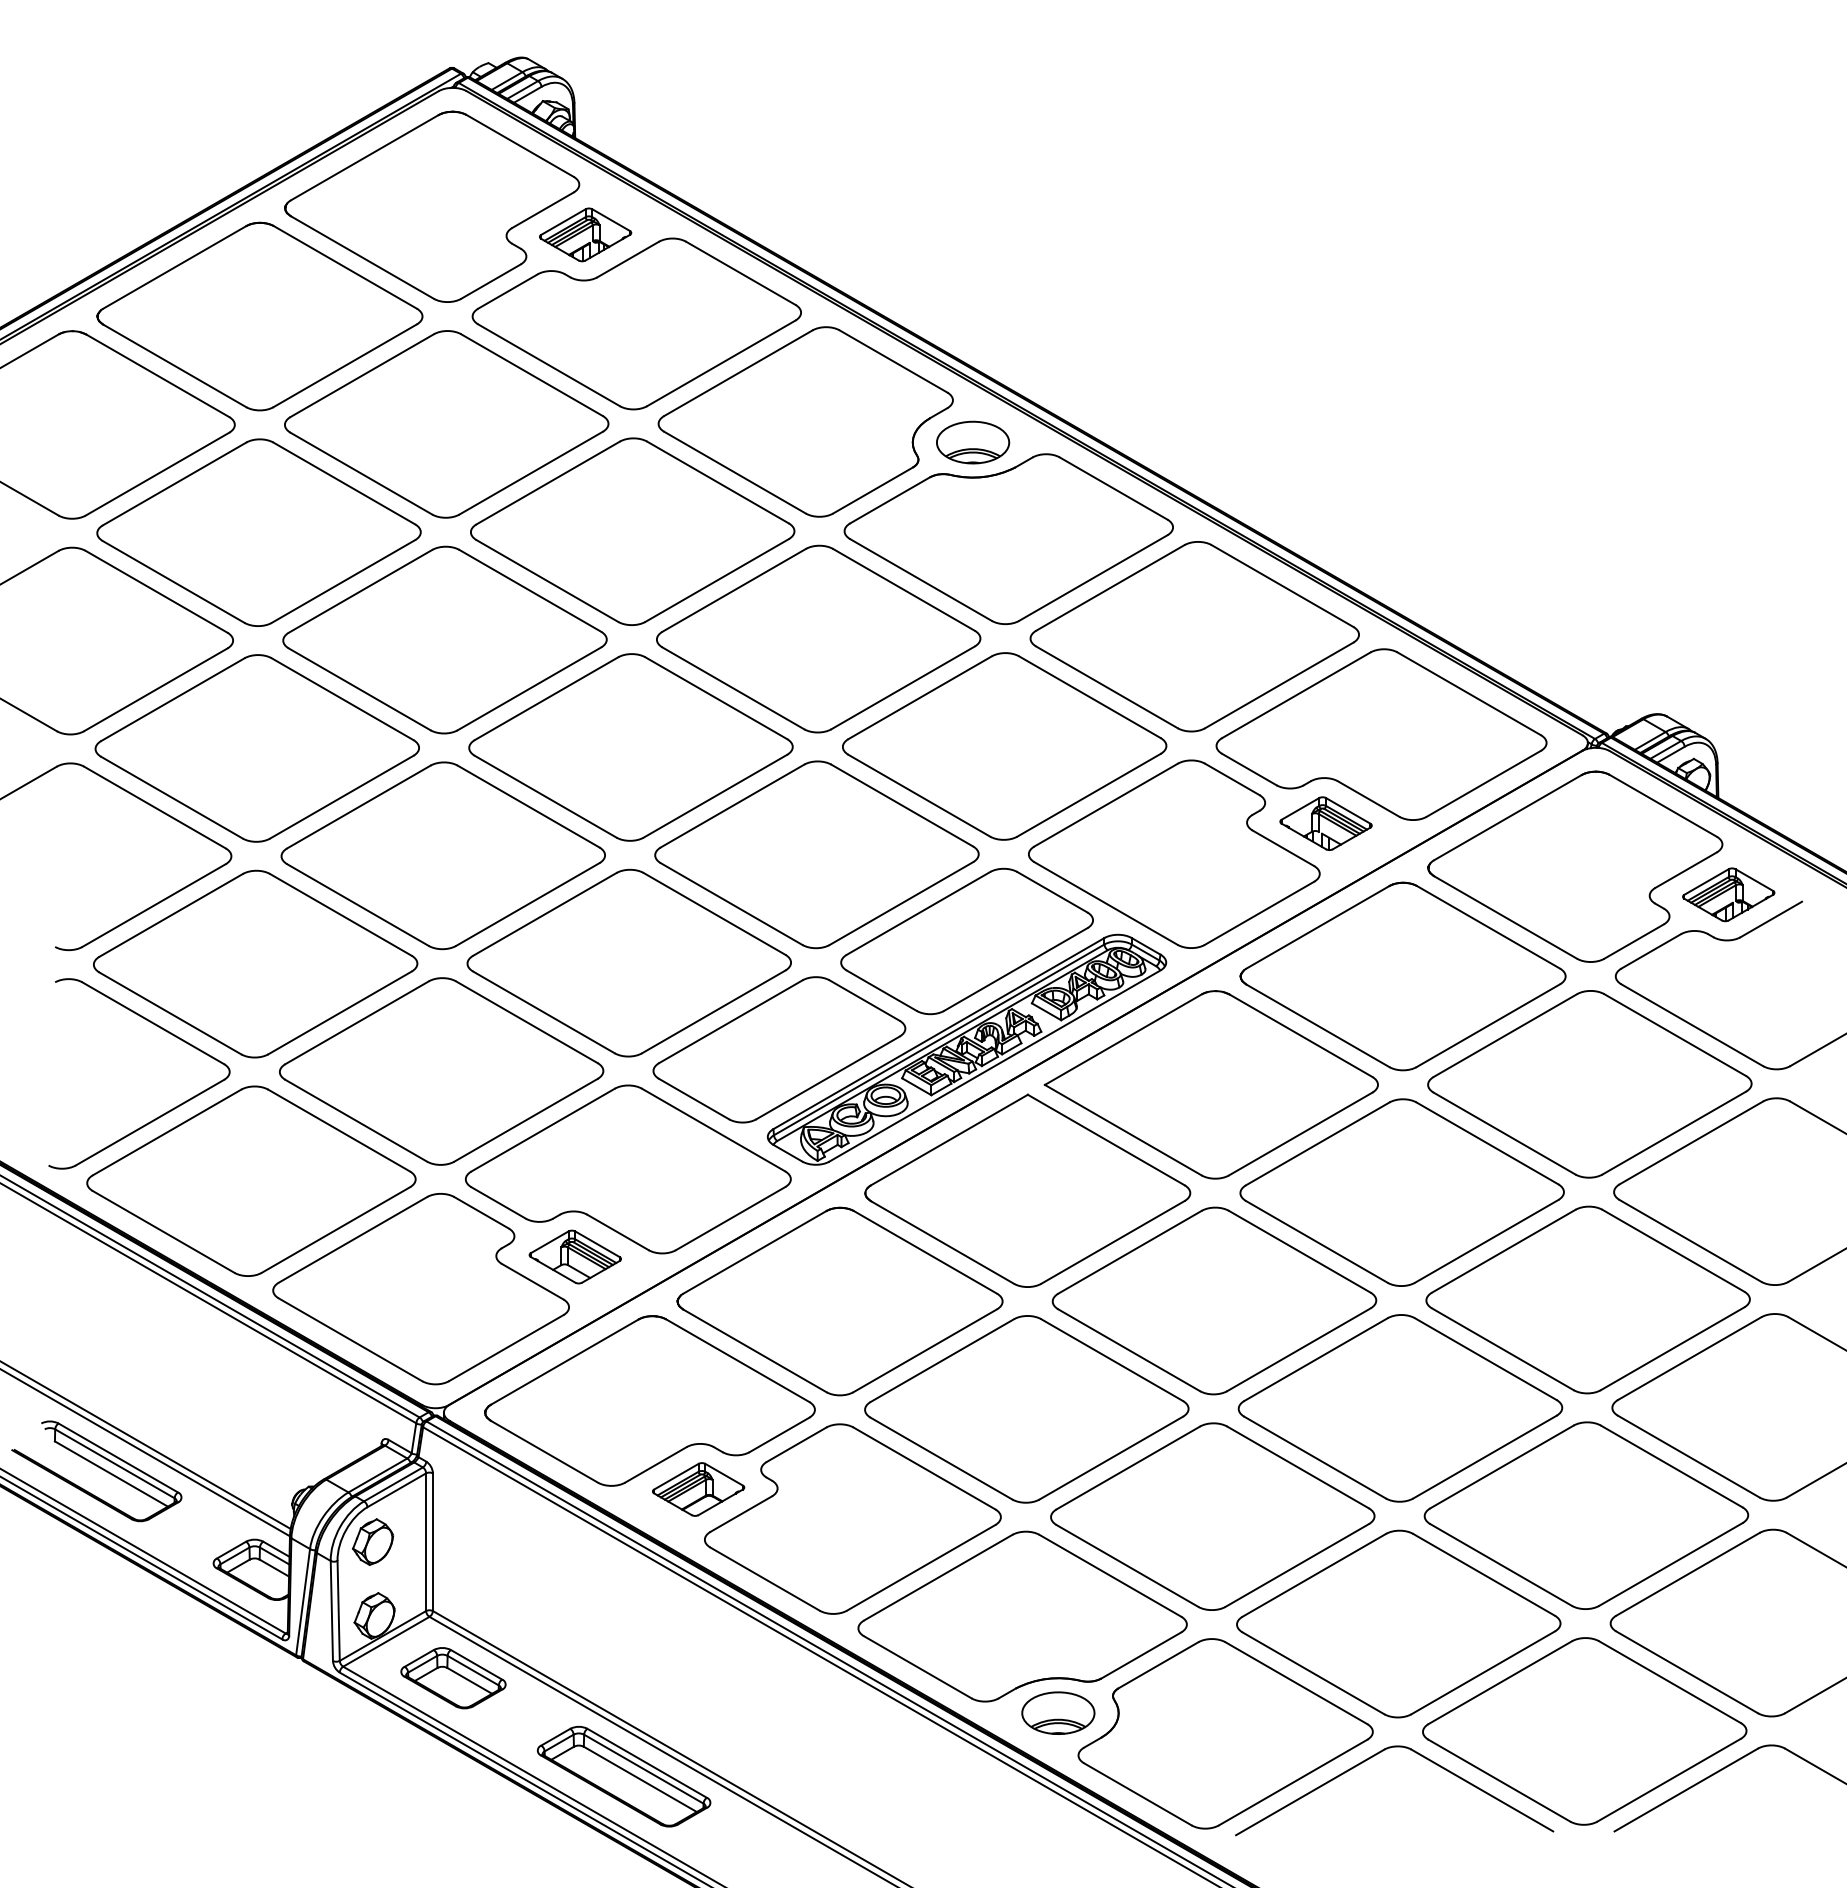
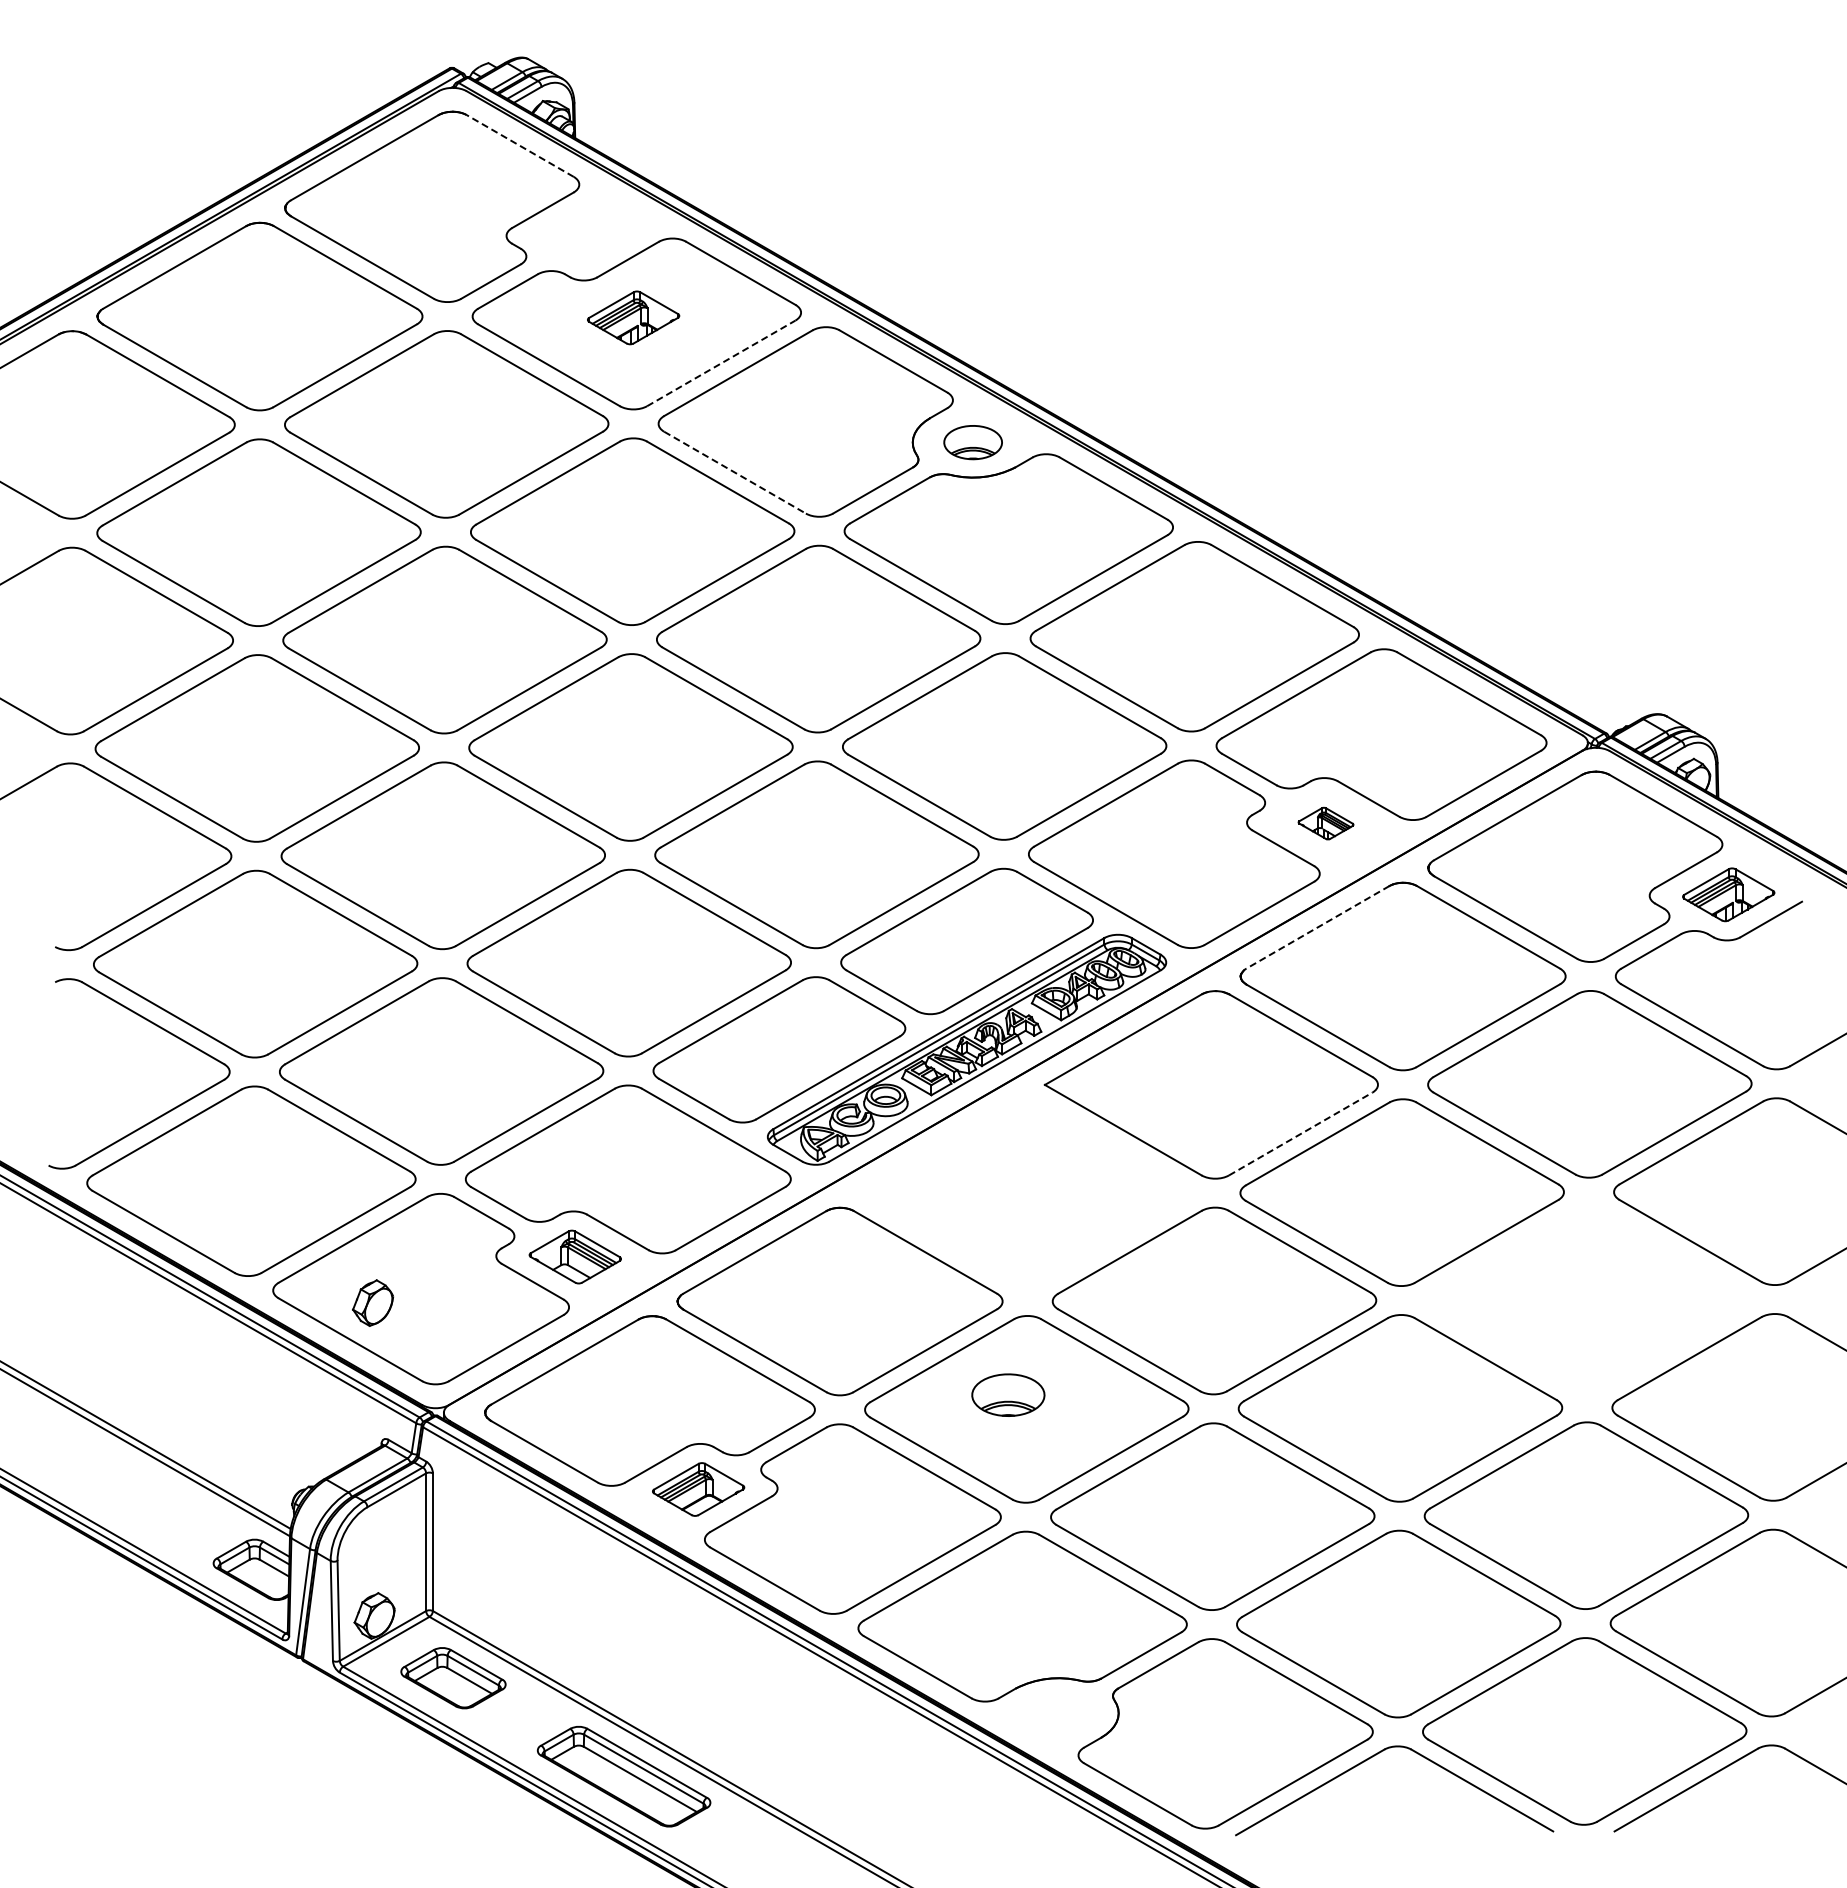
line: solid -> dashed (520, 145)
part position: (585, 234) -> (633, 317) (633, 317)
line: solid -> dashed (721, 363)
part size: 75x45 px -> 60x36 px (972, 442)
line: solid -> dashed (735, 472)
part size: 94x55 px -> 58x35 px (1325, 823)
line: solid -> dashed (1317, 927)
line: solid -> dashed (1300, 1134)
part: present -> none (1027, 1190)
part: present -> none (1587, 1299)
part: present -> none (96, 1471)
part position: (372, 1541) -> (372, 1302) (372, 1302)
part position: (1058, 1712) -> (1008, 1394) (1008, 1394)
